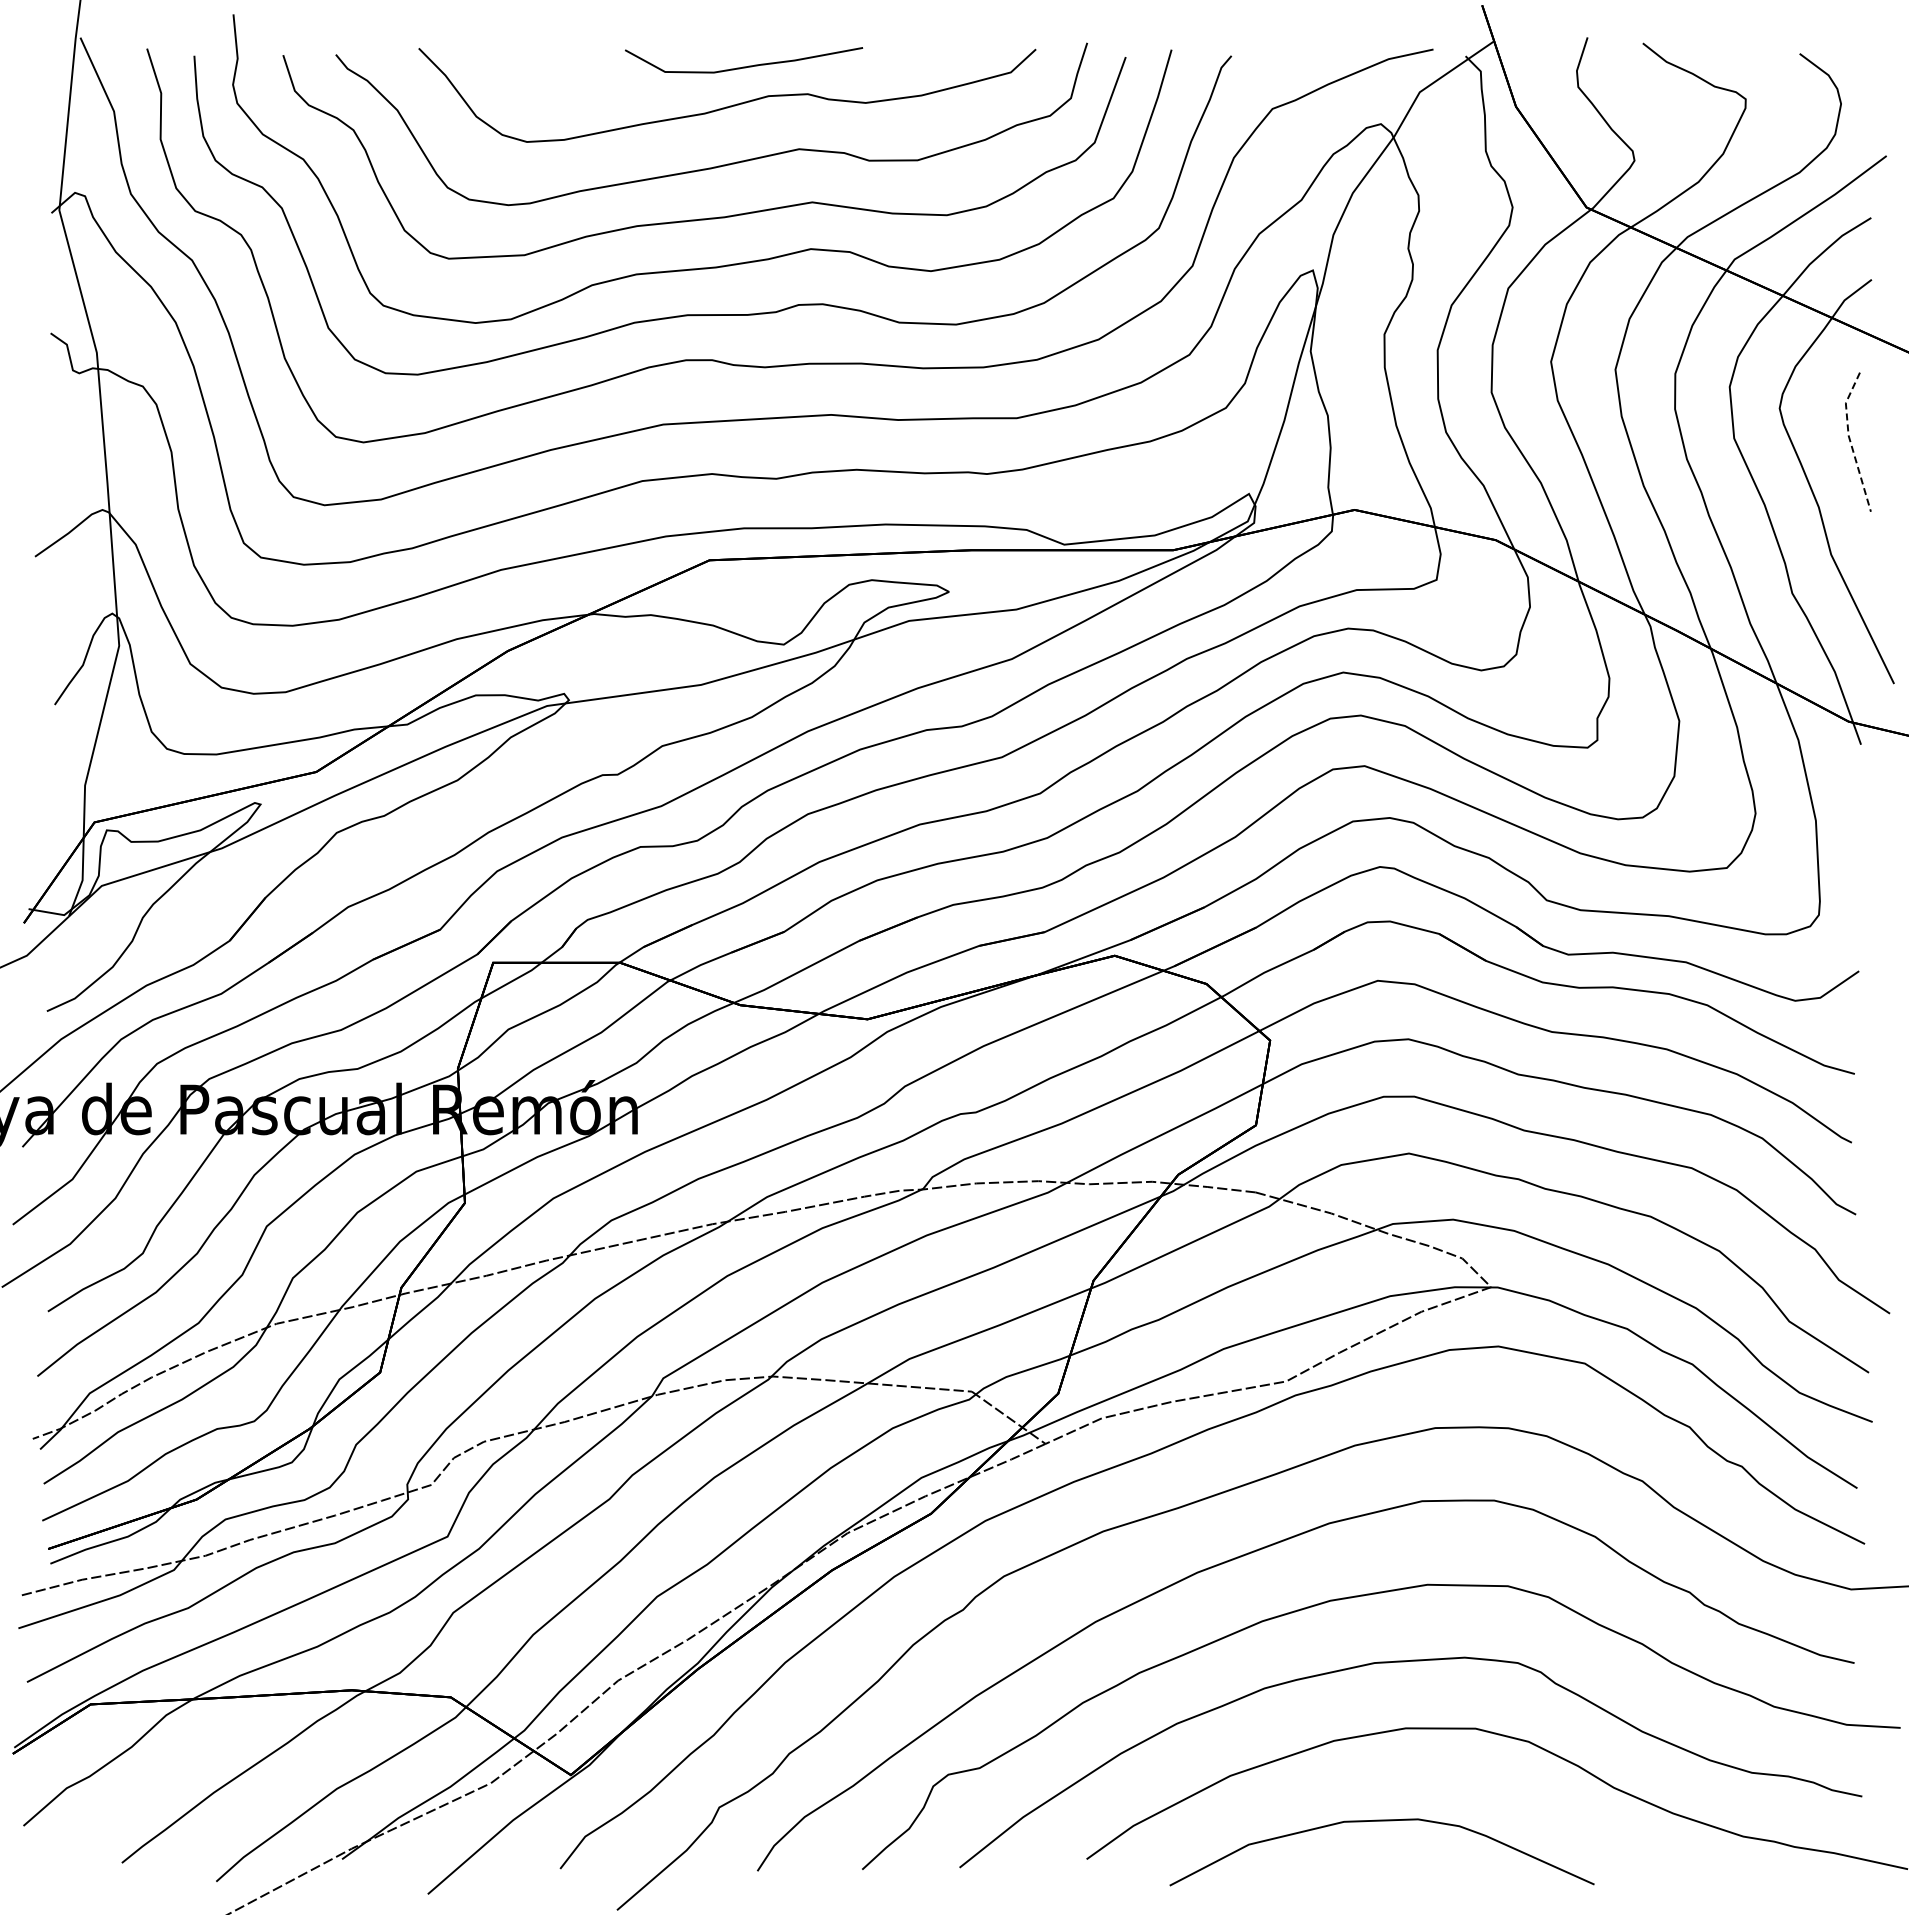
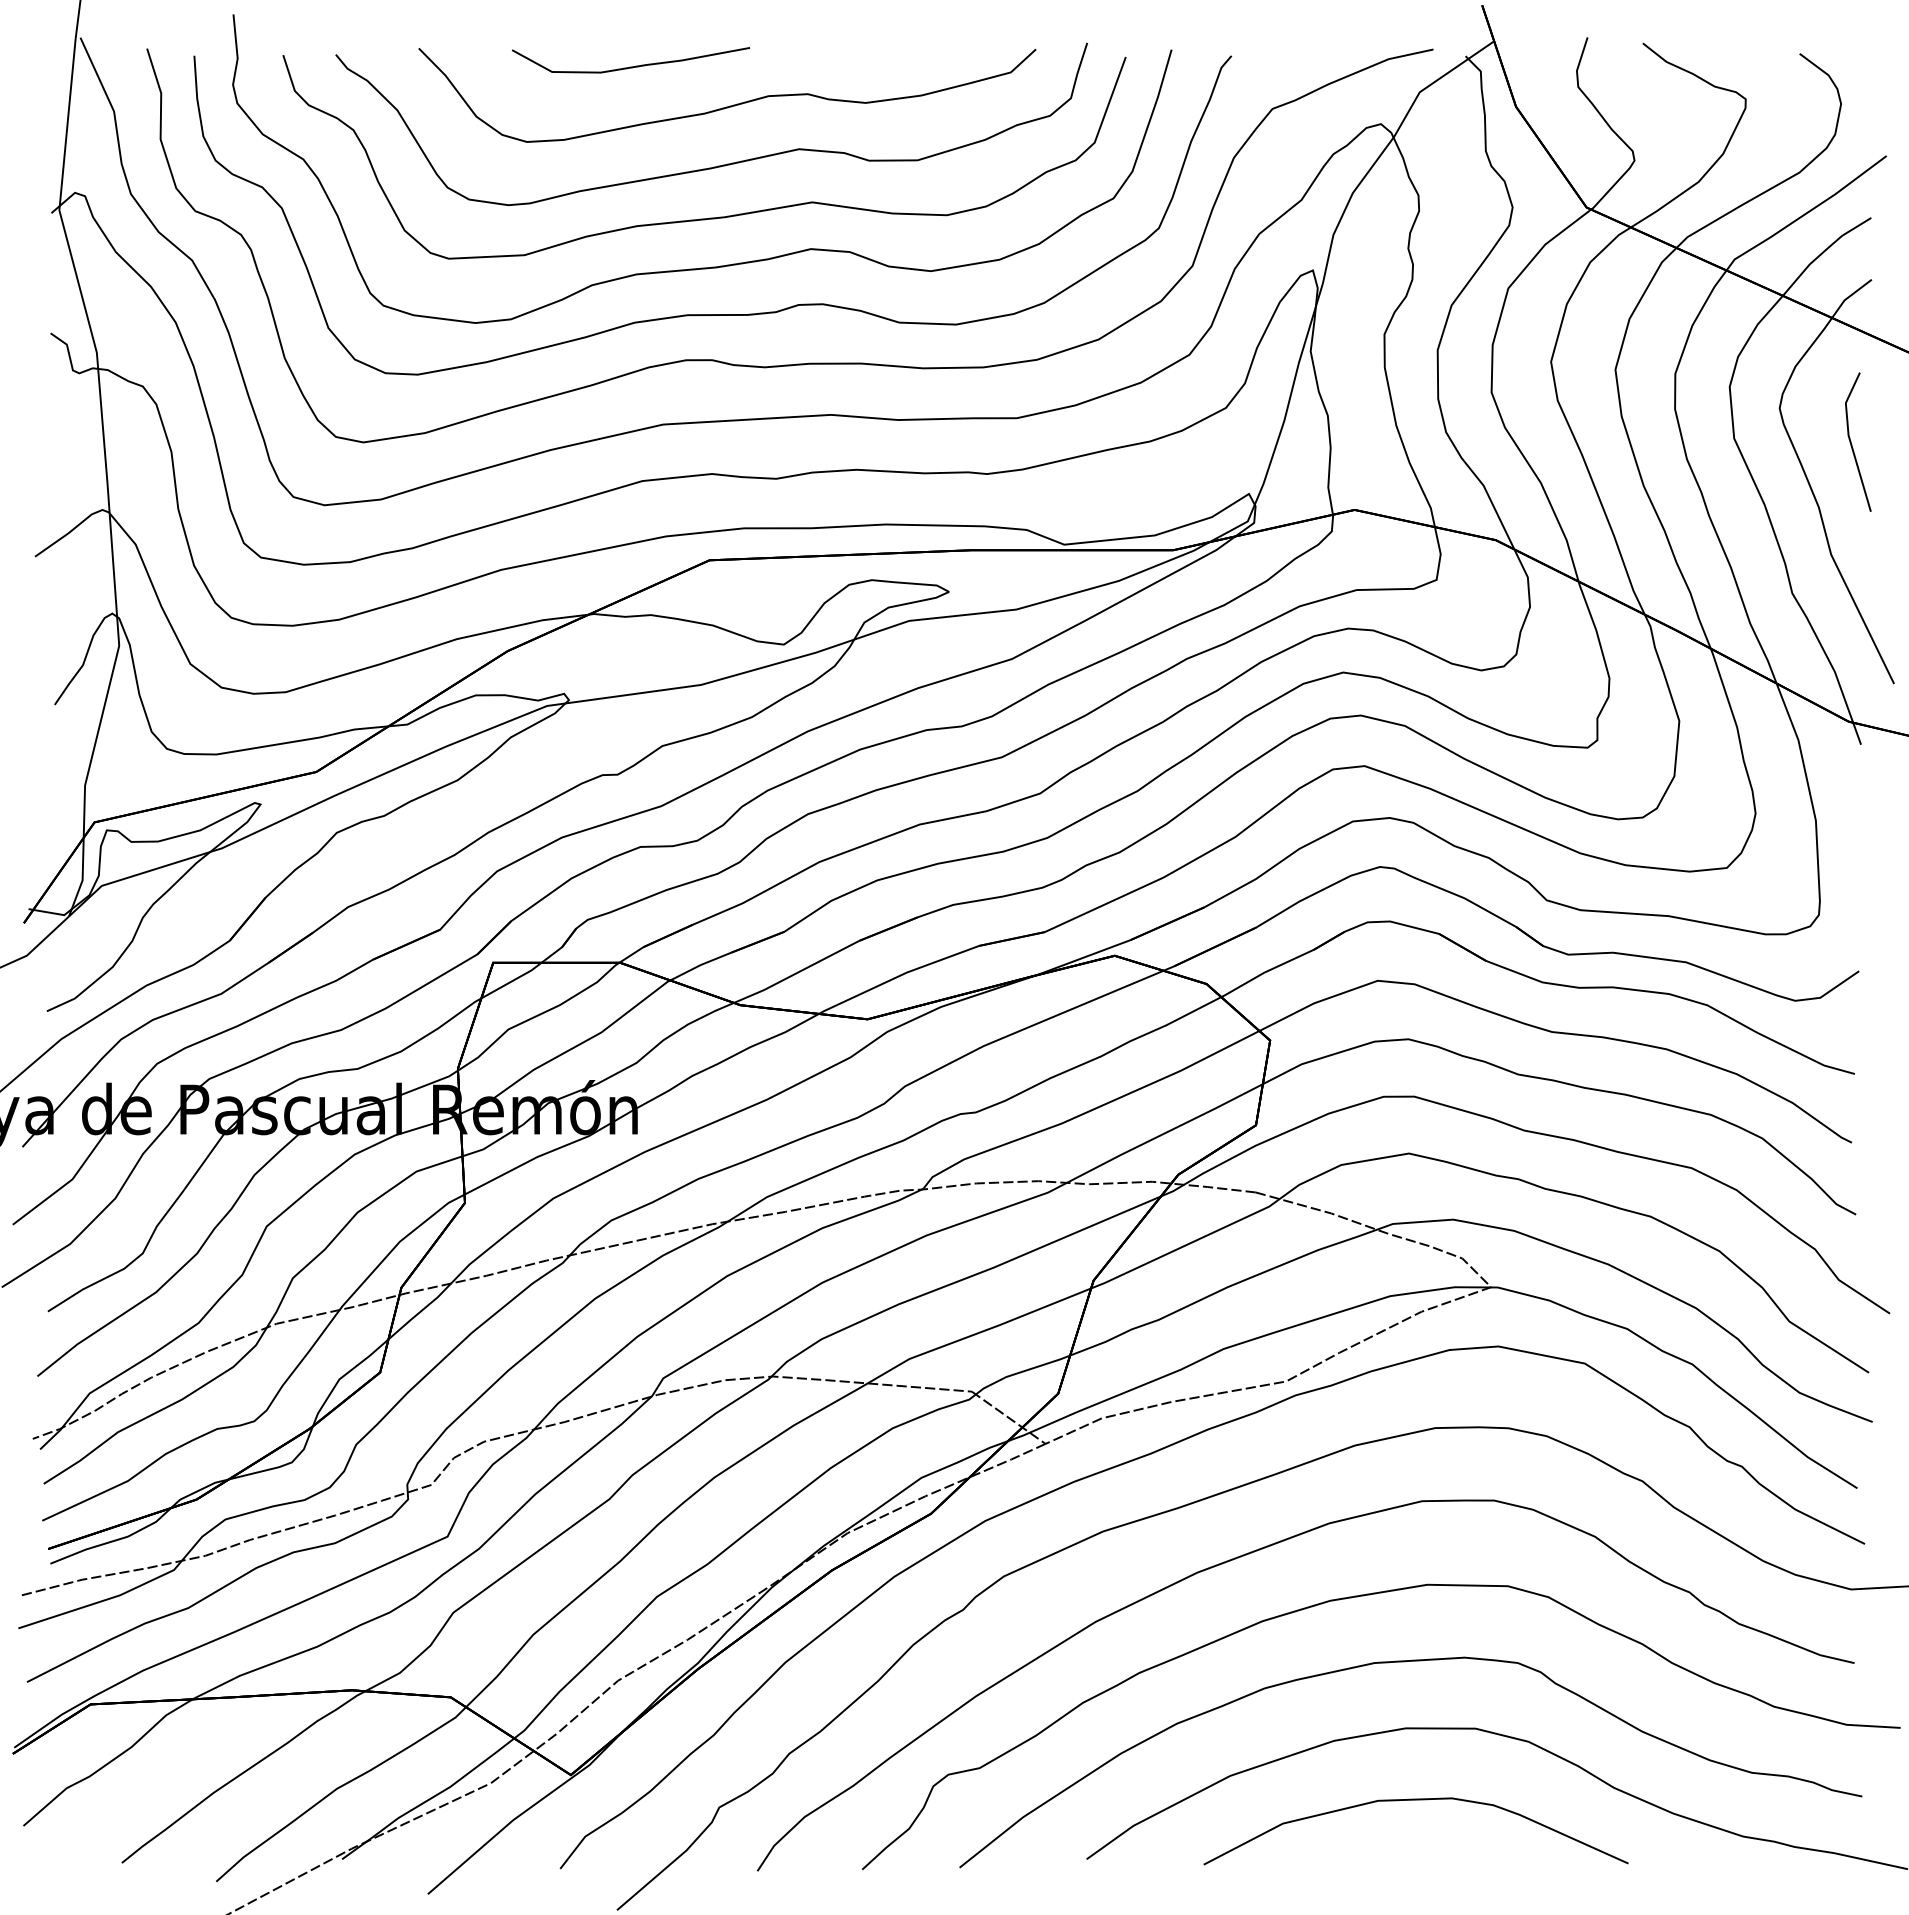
curve position: (744, 66) -> (631, 66) (631, 66)
line: dashed -> solid (1850, 441)
curve position: (1381, 1821) -> (1415, 1800) (1415, 1800)
